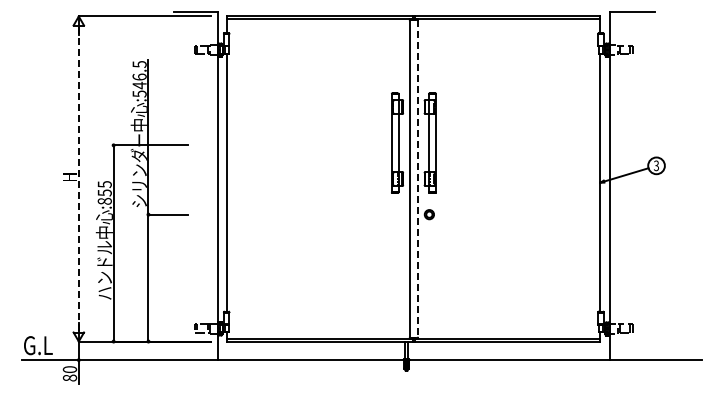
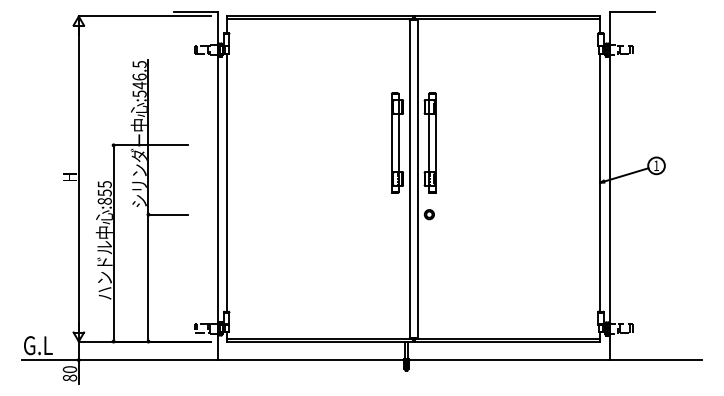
text: 3 -> 1 (656, 165)
line: dashed -> solid (78, 179)
line: dashed -> solid (417, 179)
